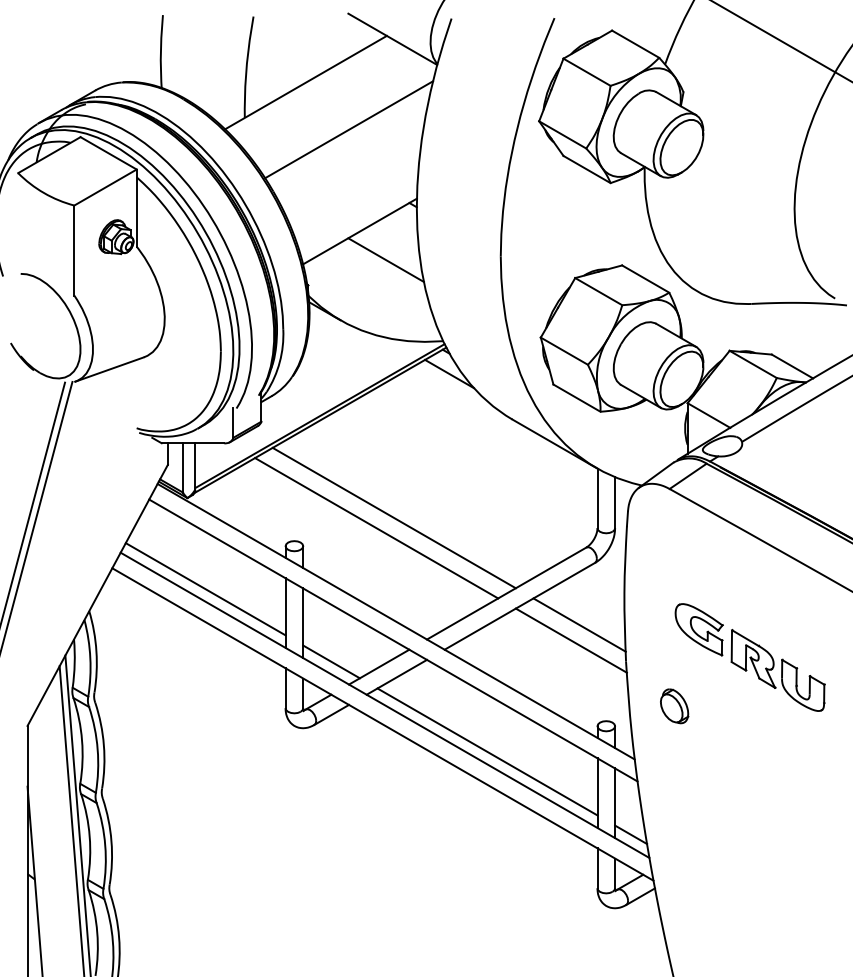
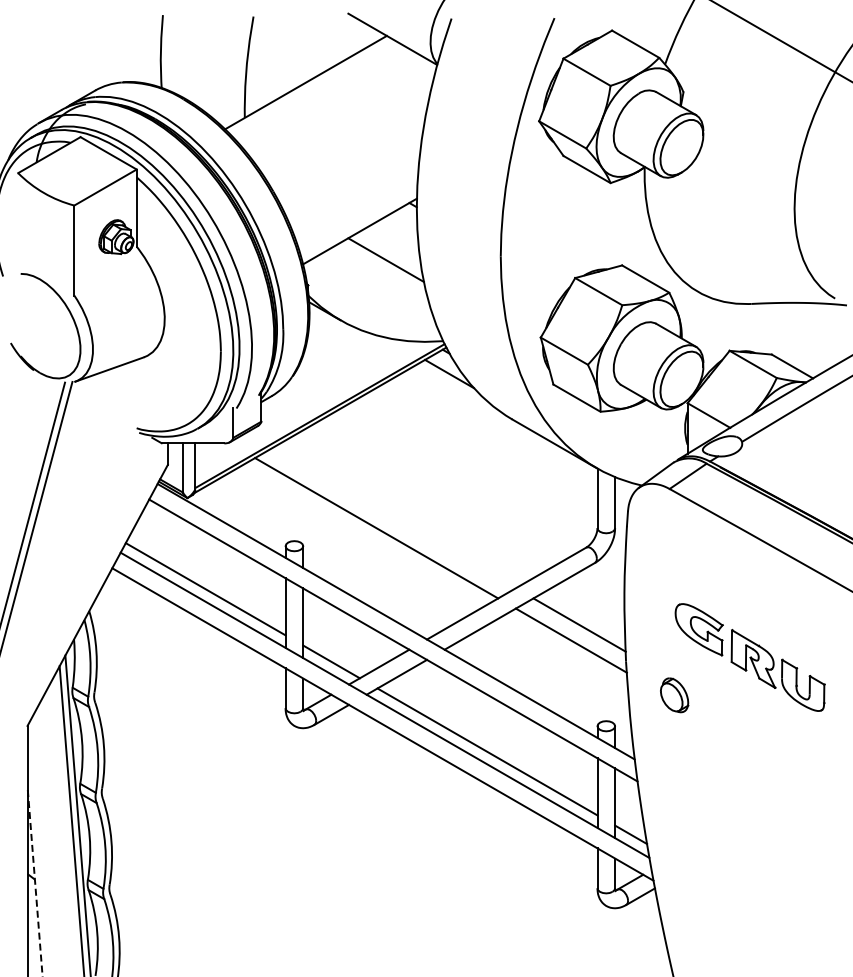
line: present -> none (349, 129)
line: present -> none (393, 517)
part position: (674, 706) -> (674, 695) (674, 695)
line: solid -> dashed (35, 881)
